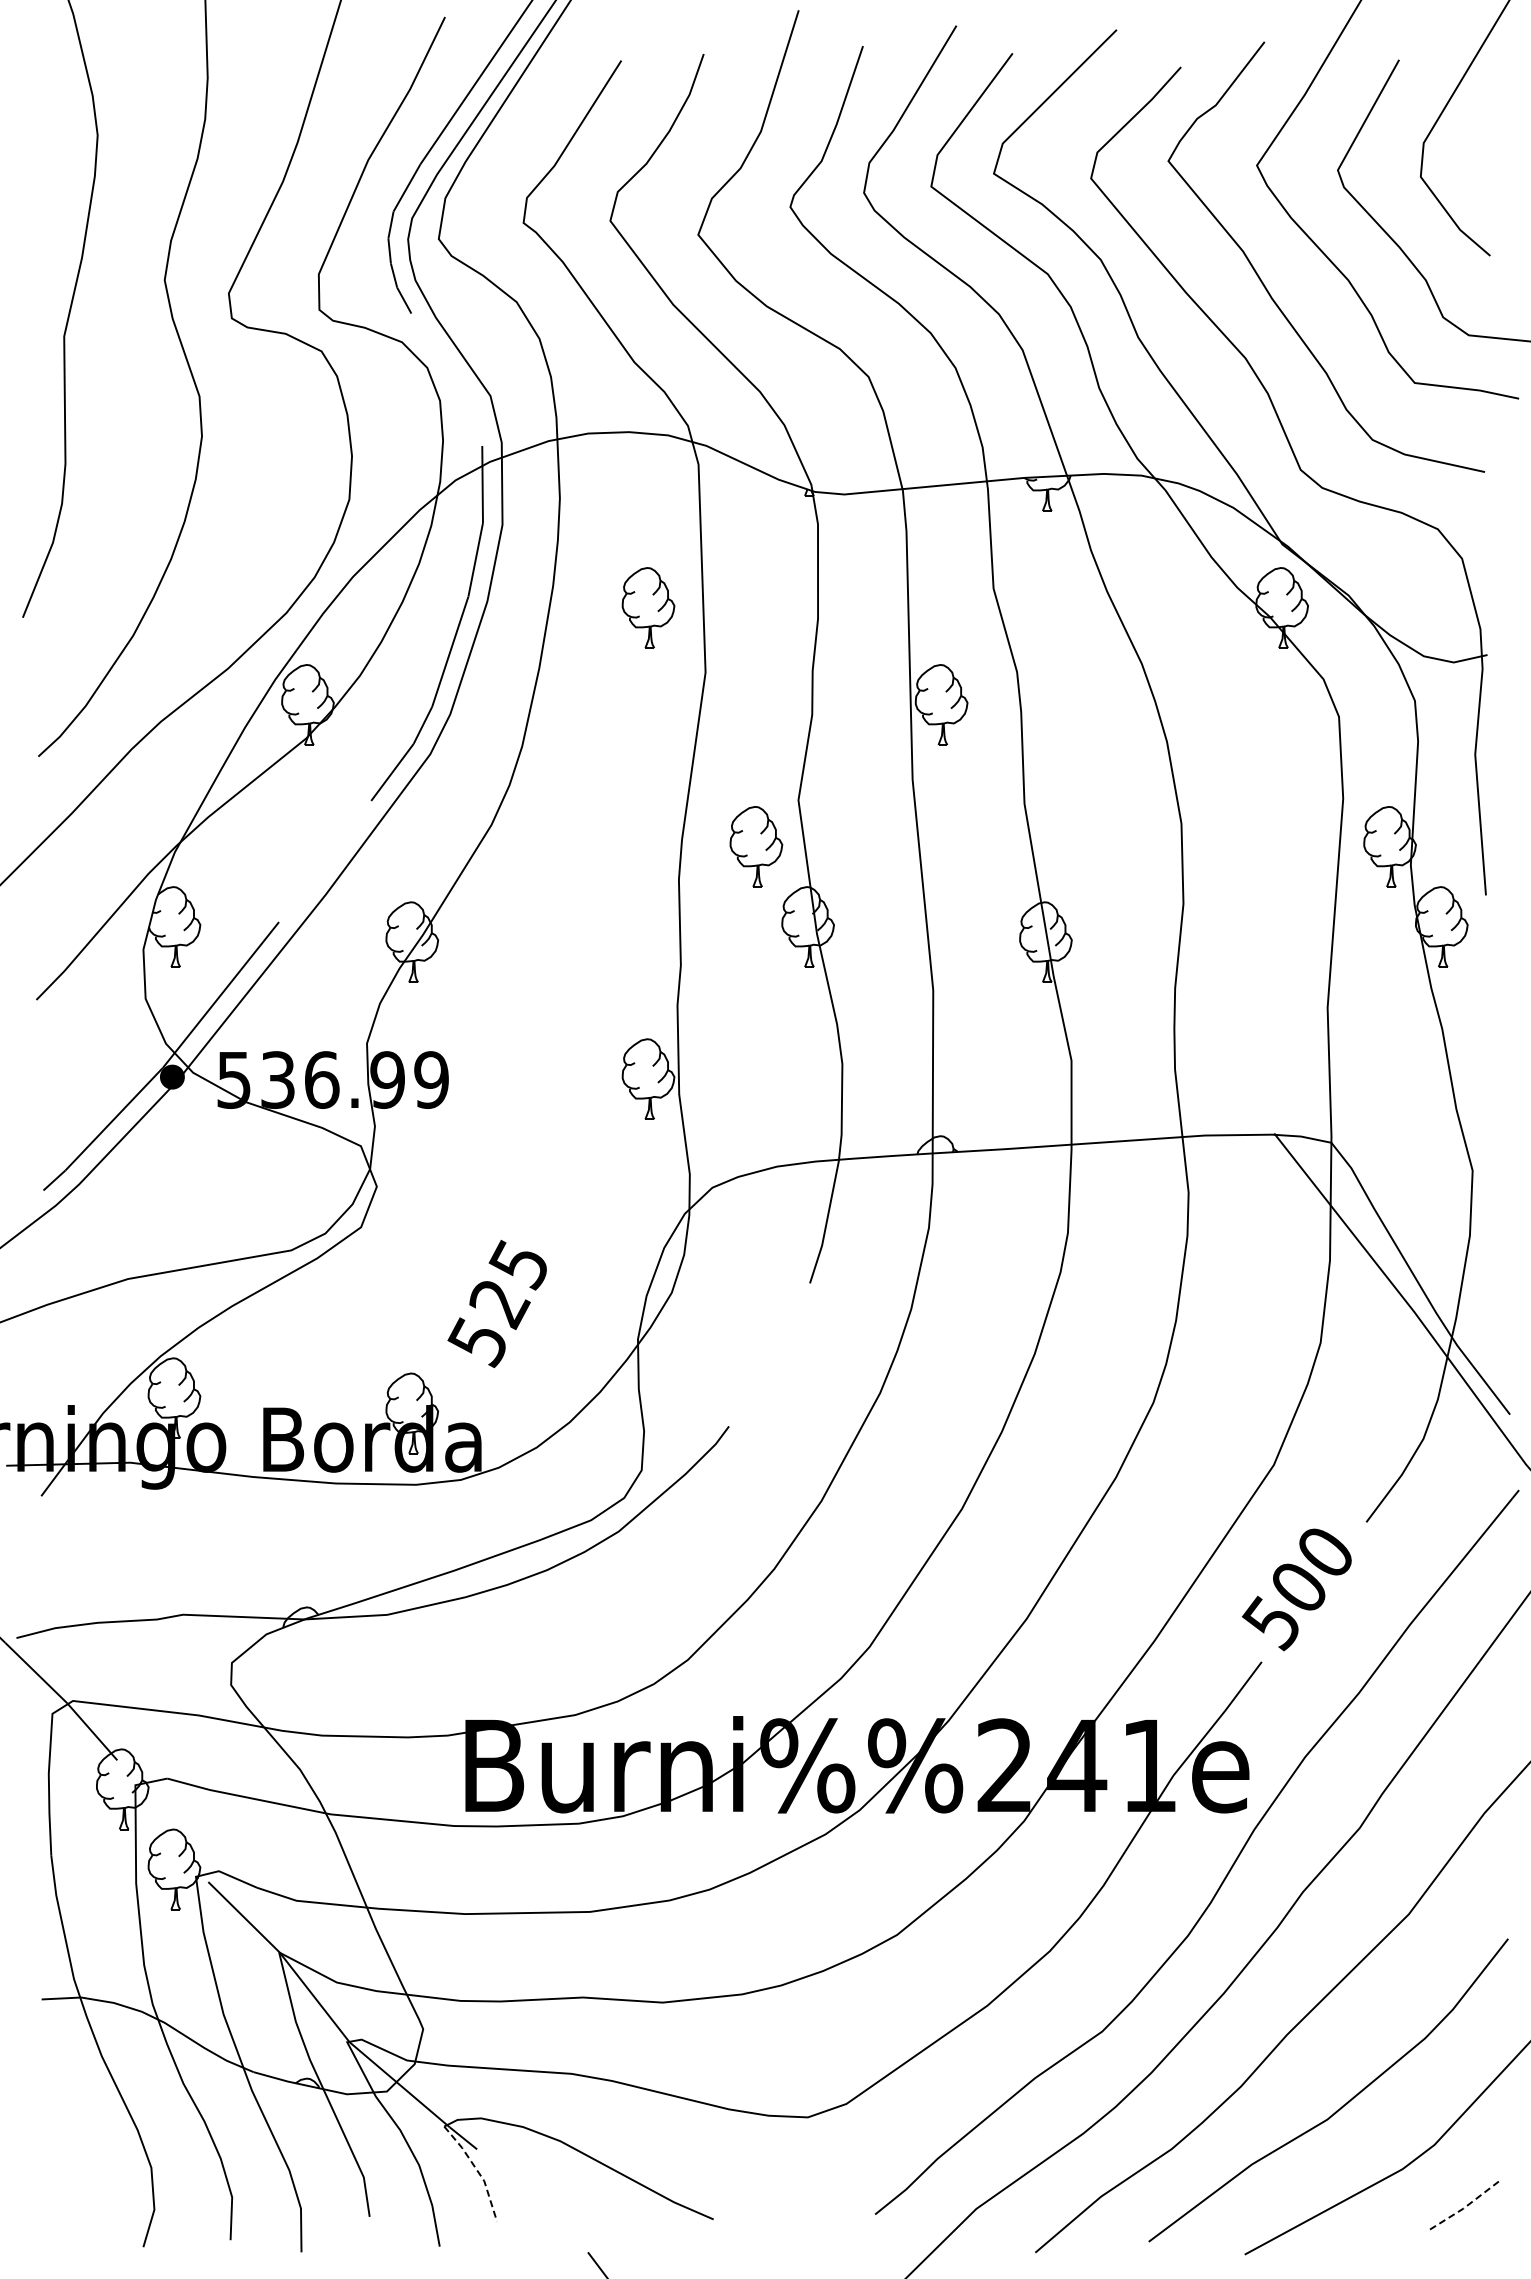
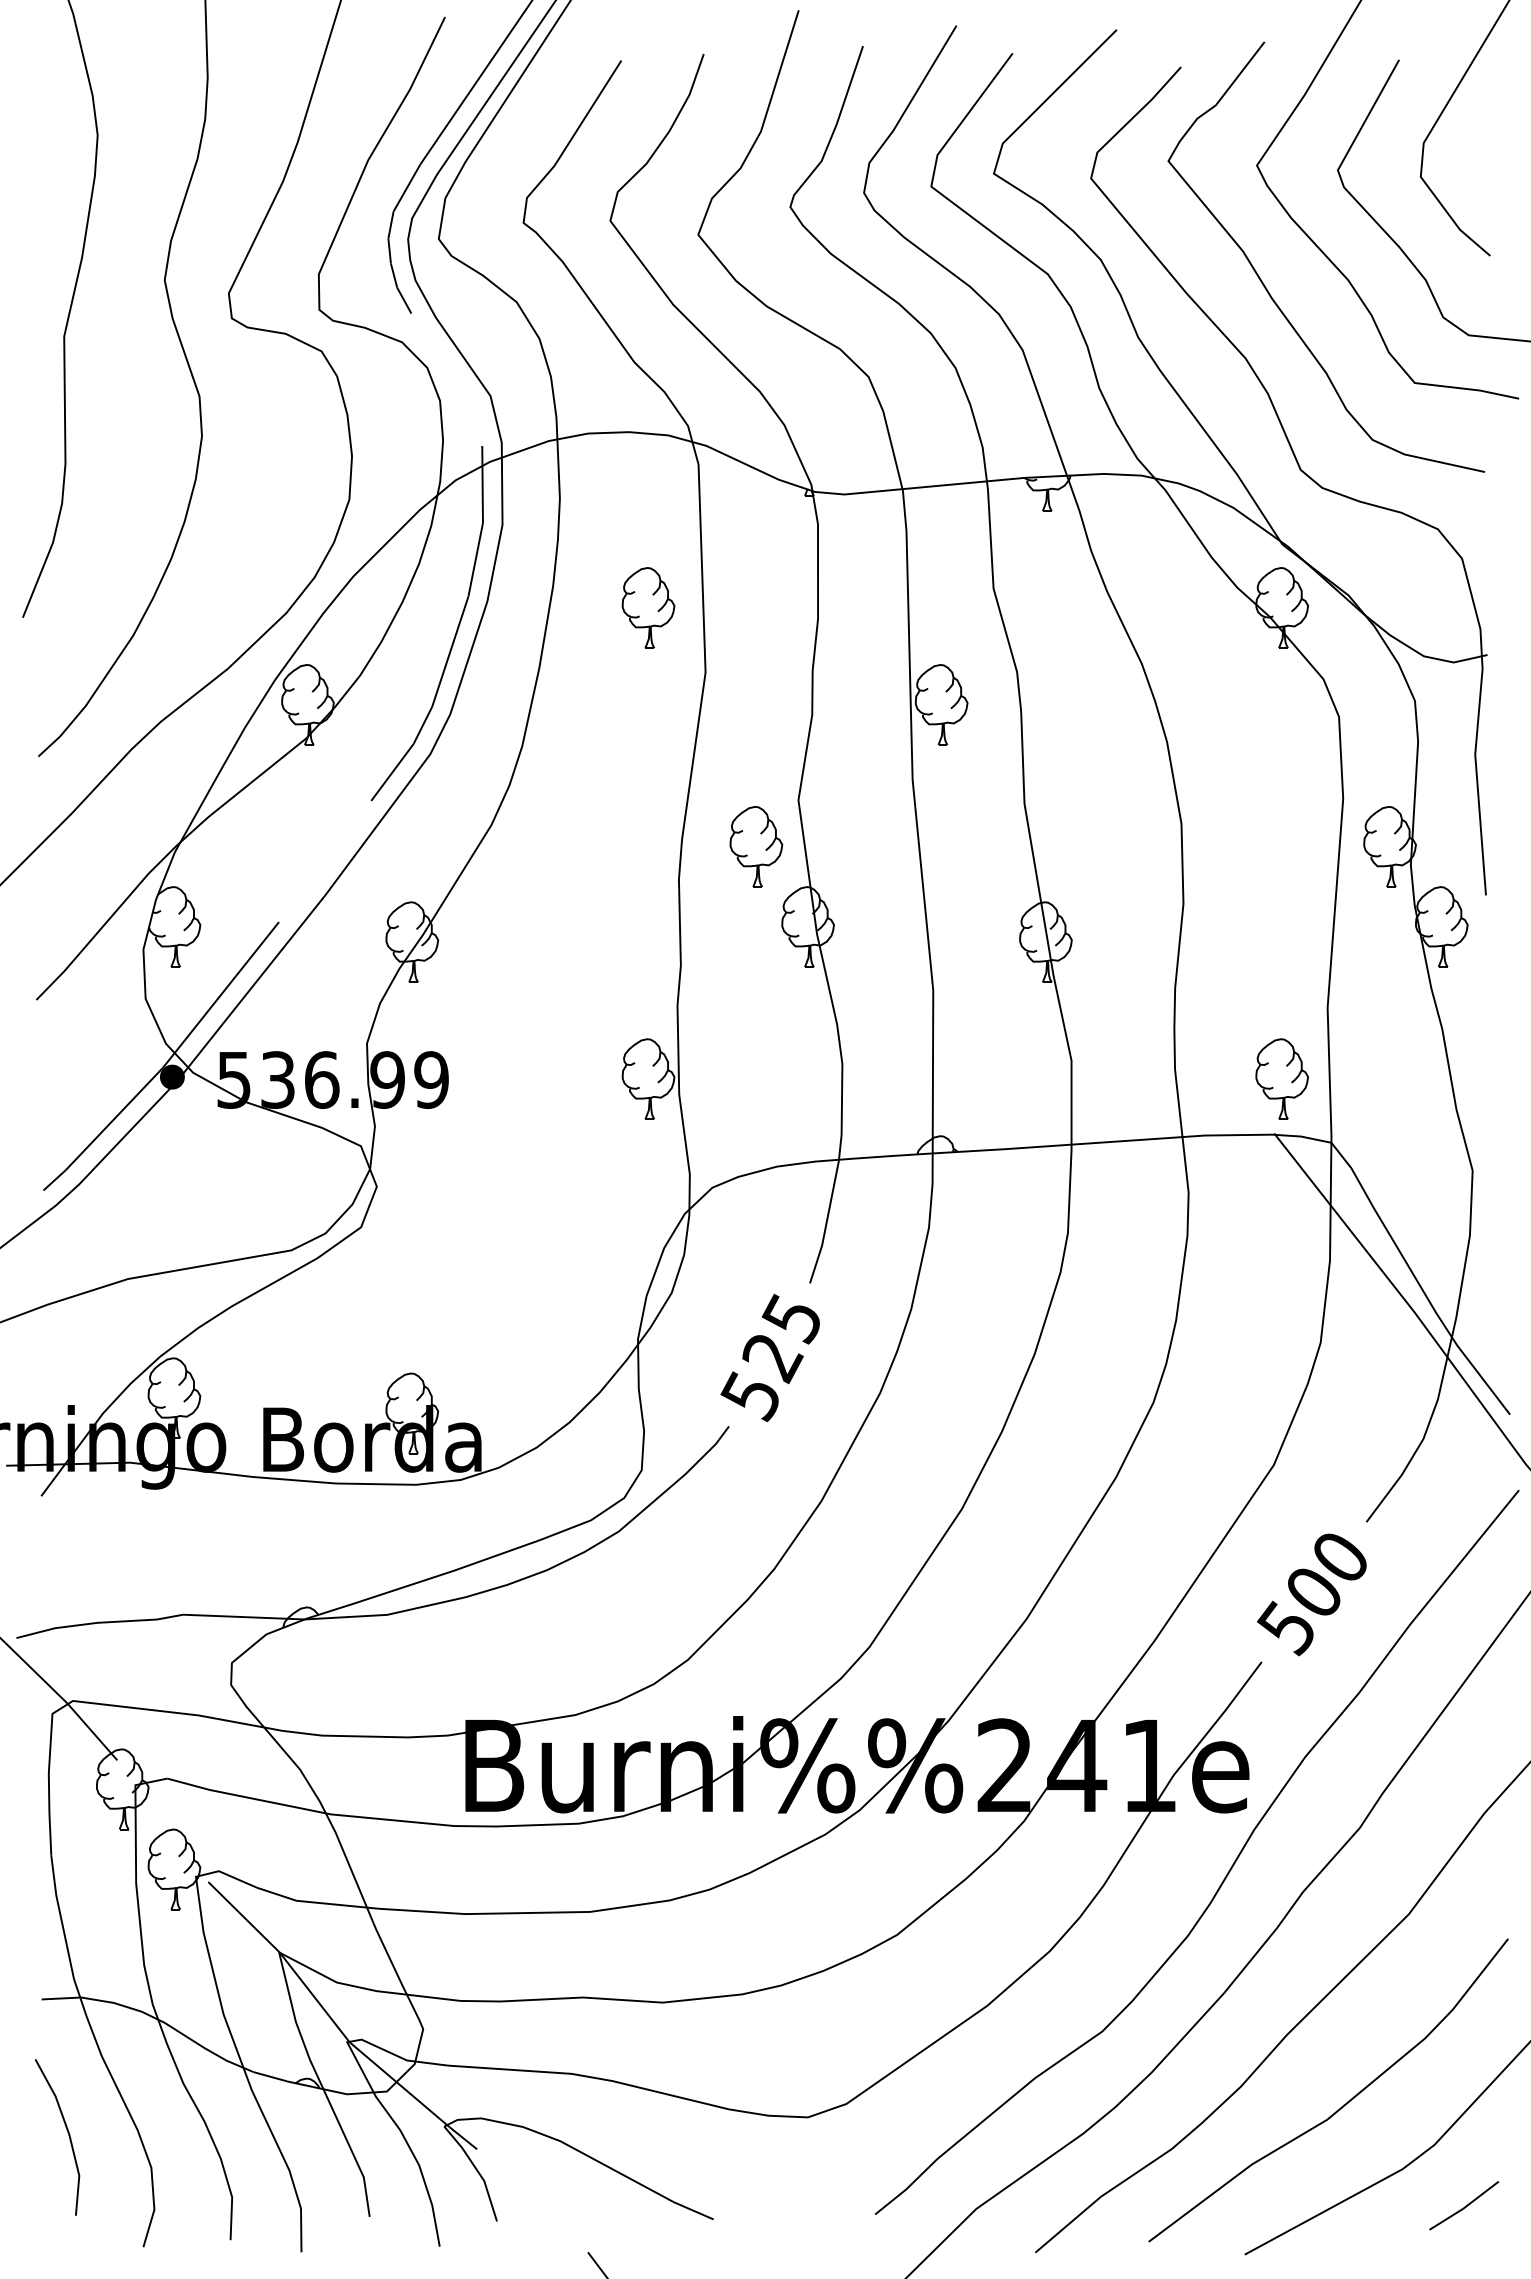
part: none -> present (1281, 1078)
text position: (496, 1304) -> (769, 1358) (769, 1358)
text position: (1296, 1589) -> (1311, 1594) (1311, 1594)
line: none -> present (68, 2136)
line: dashed -> solid (477, 2171)
line: dashed -> solid (1464, 2207)
